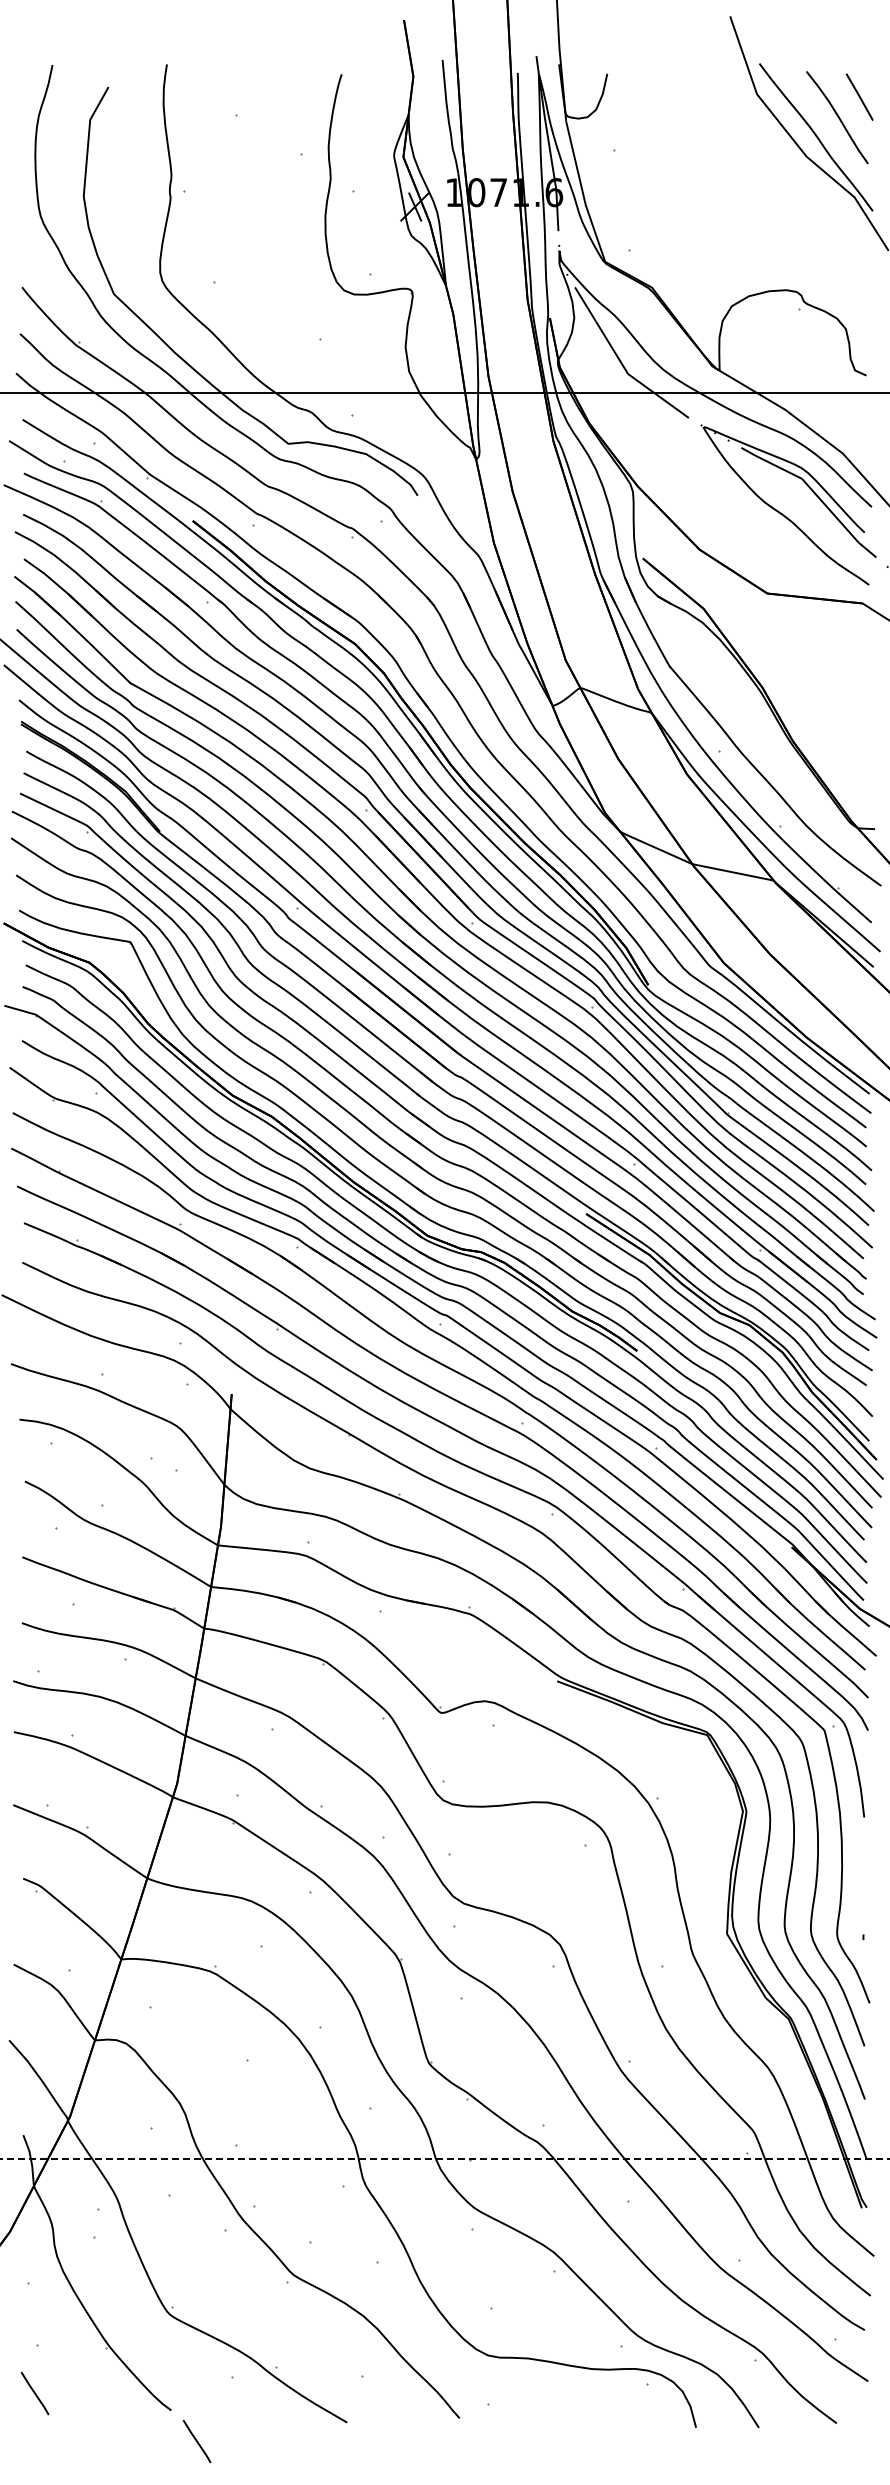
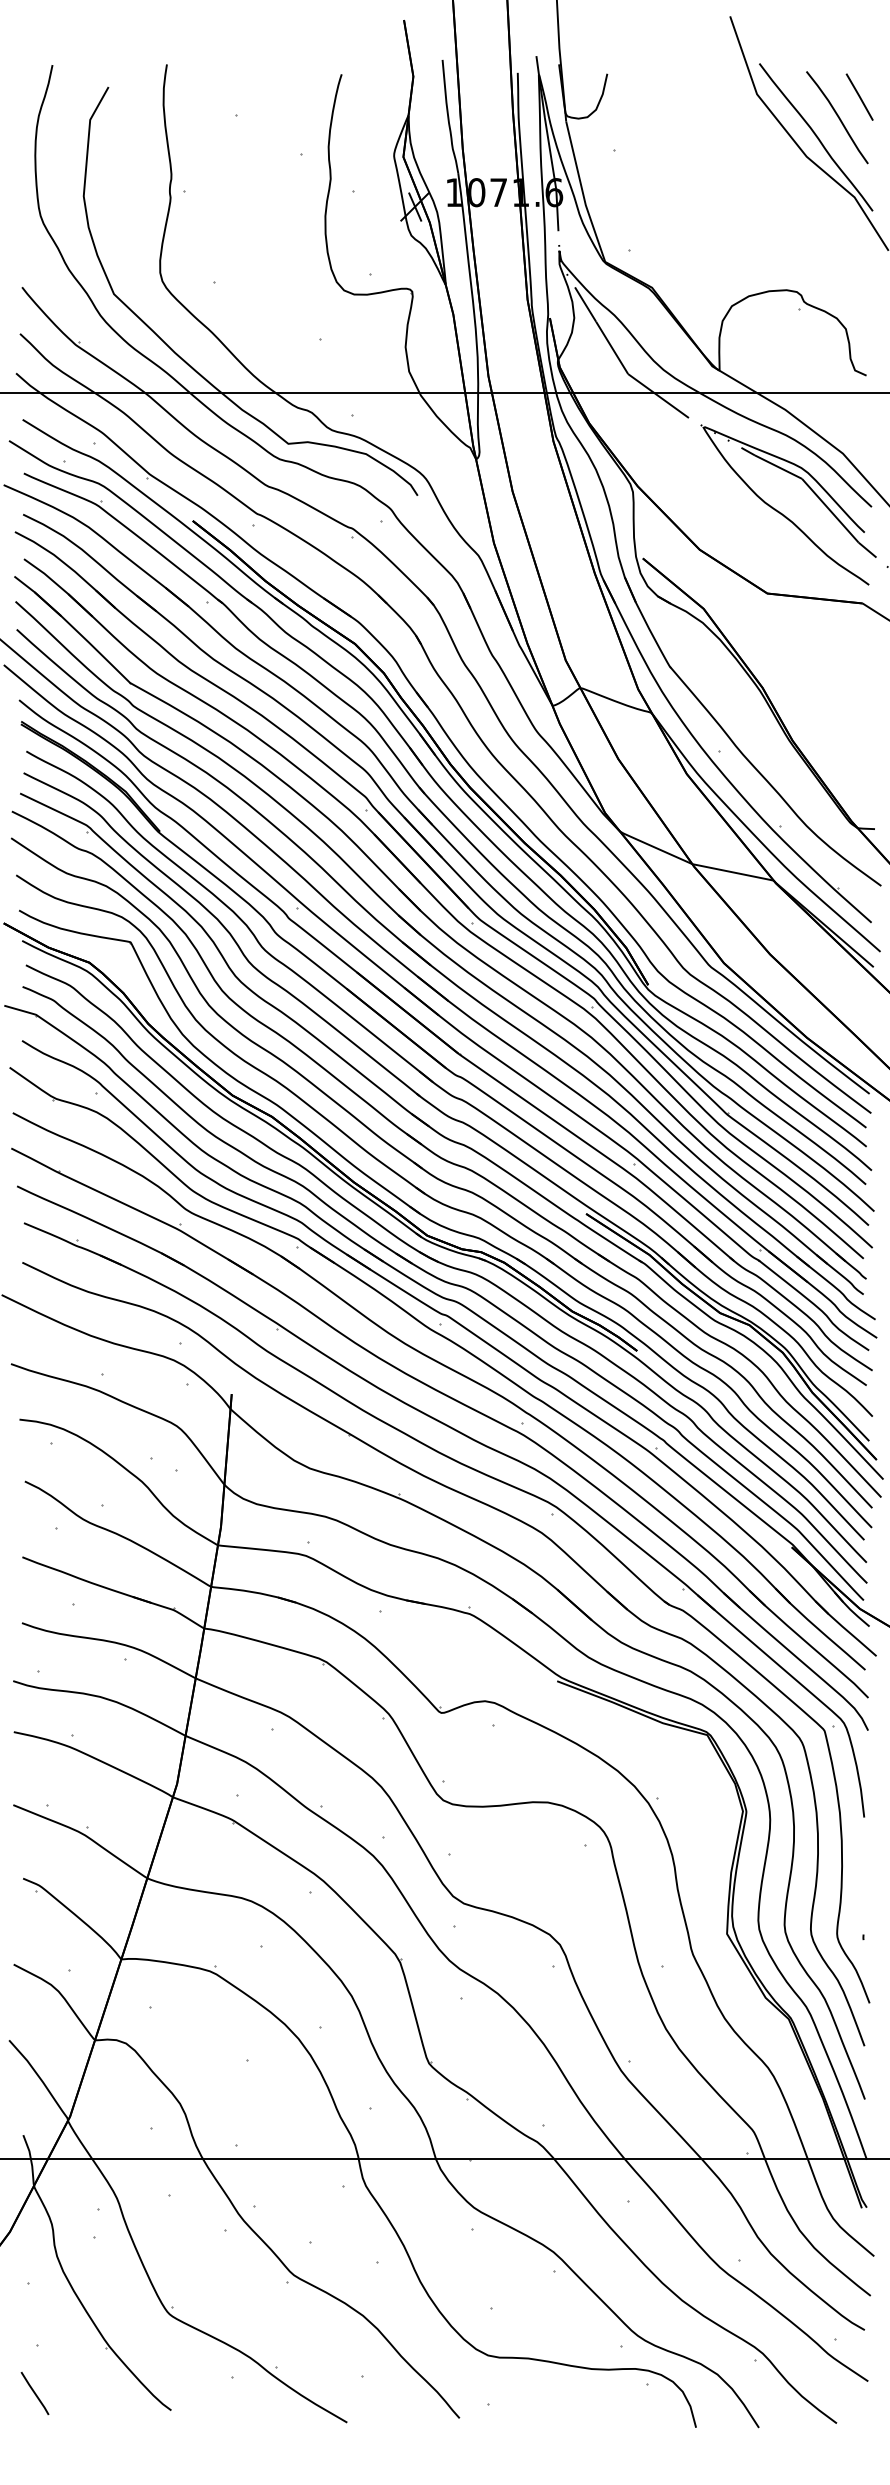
line: dashed -> solid (444, 2159)
line: present -> none (196, 2441)
